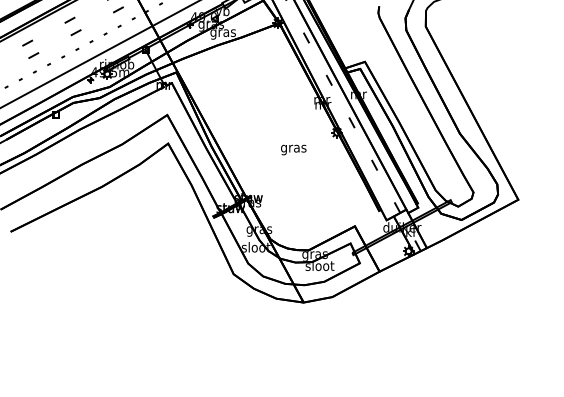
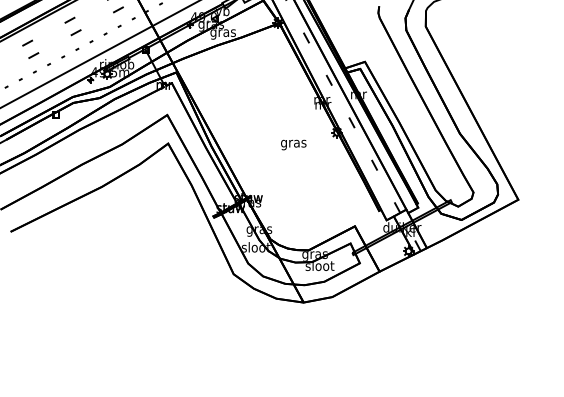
text position: (293, 149) -> (293, 144) (293, 144)
